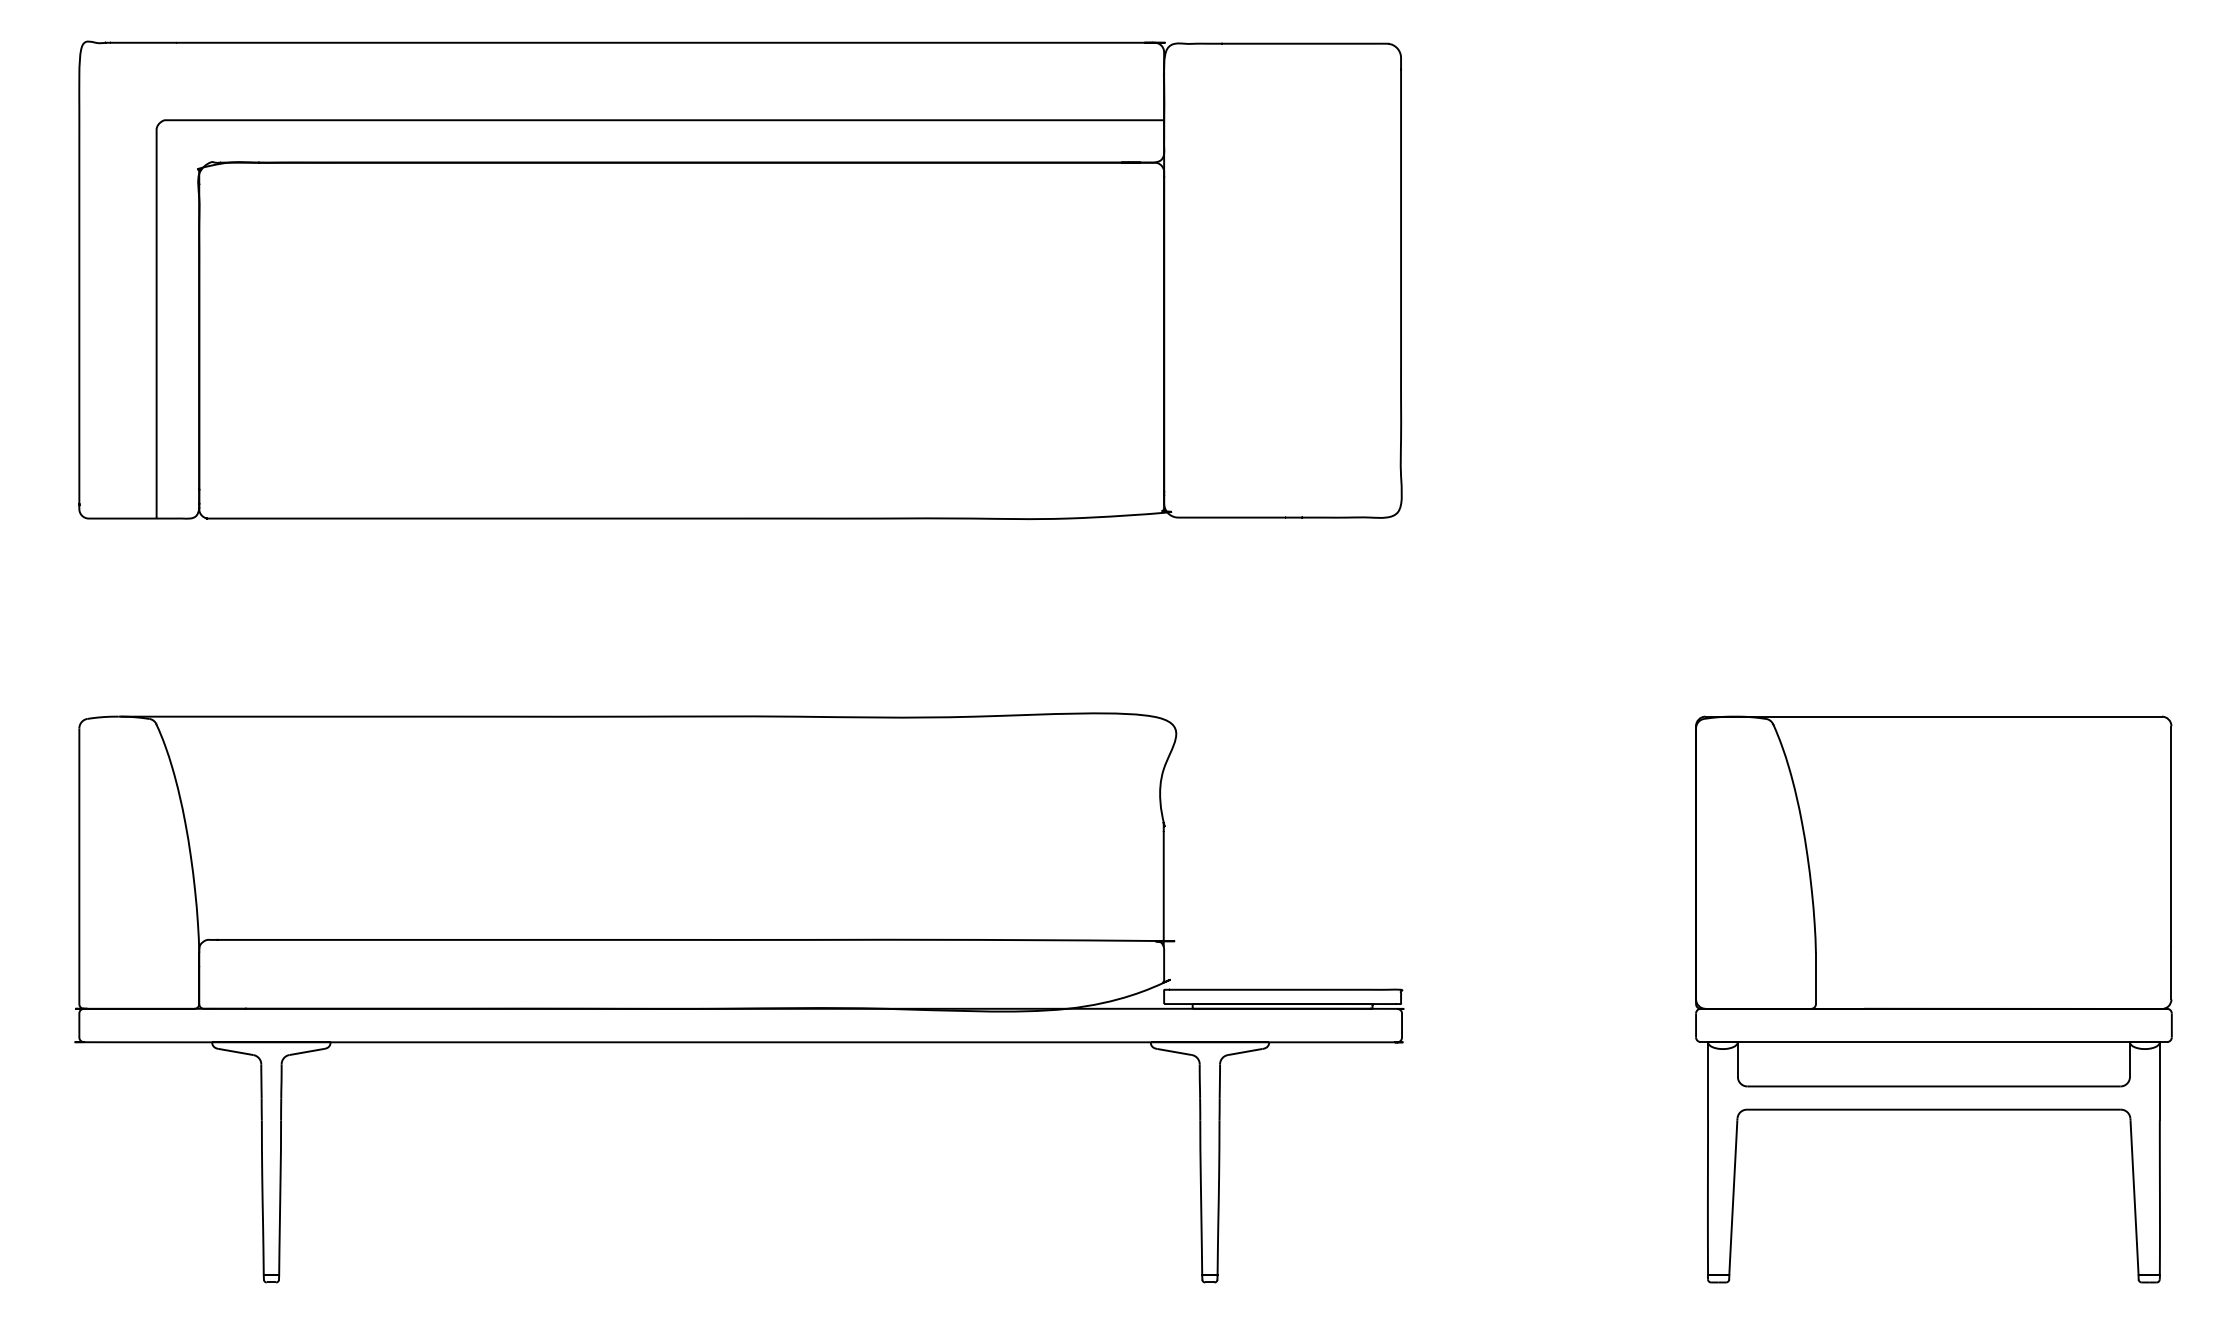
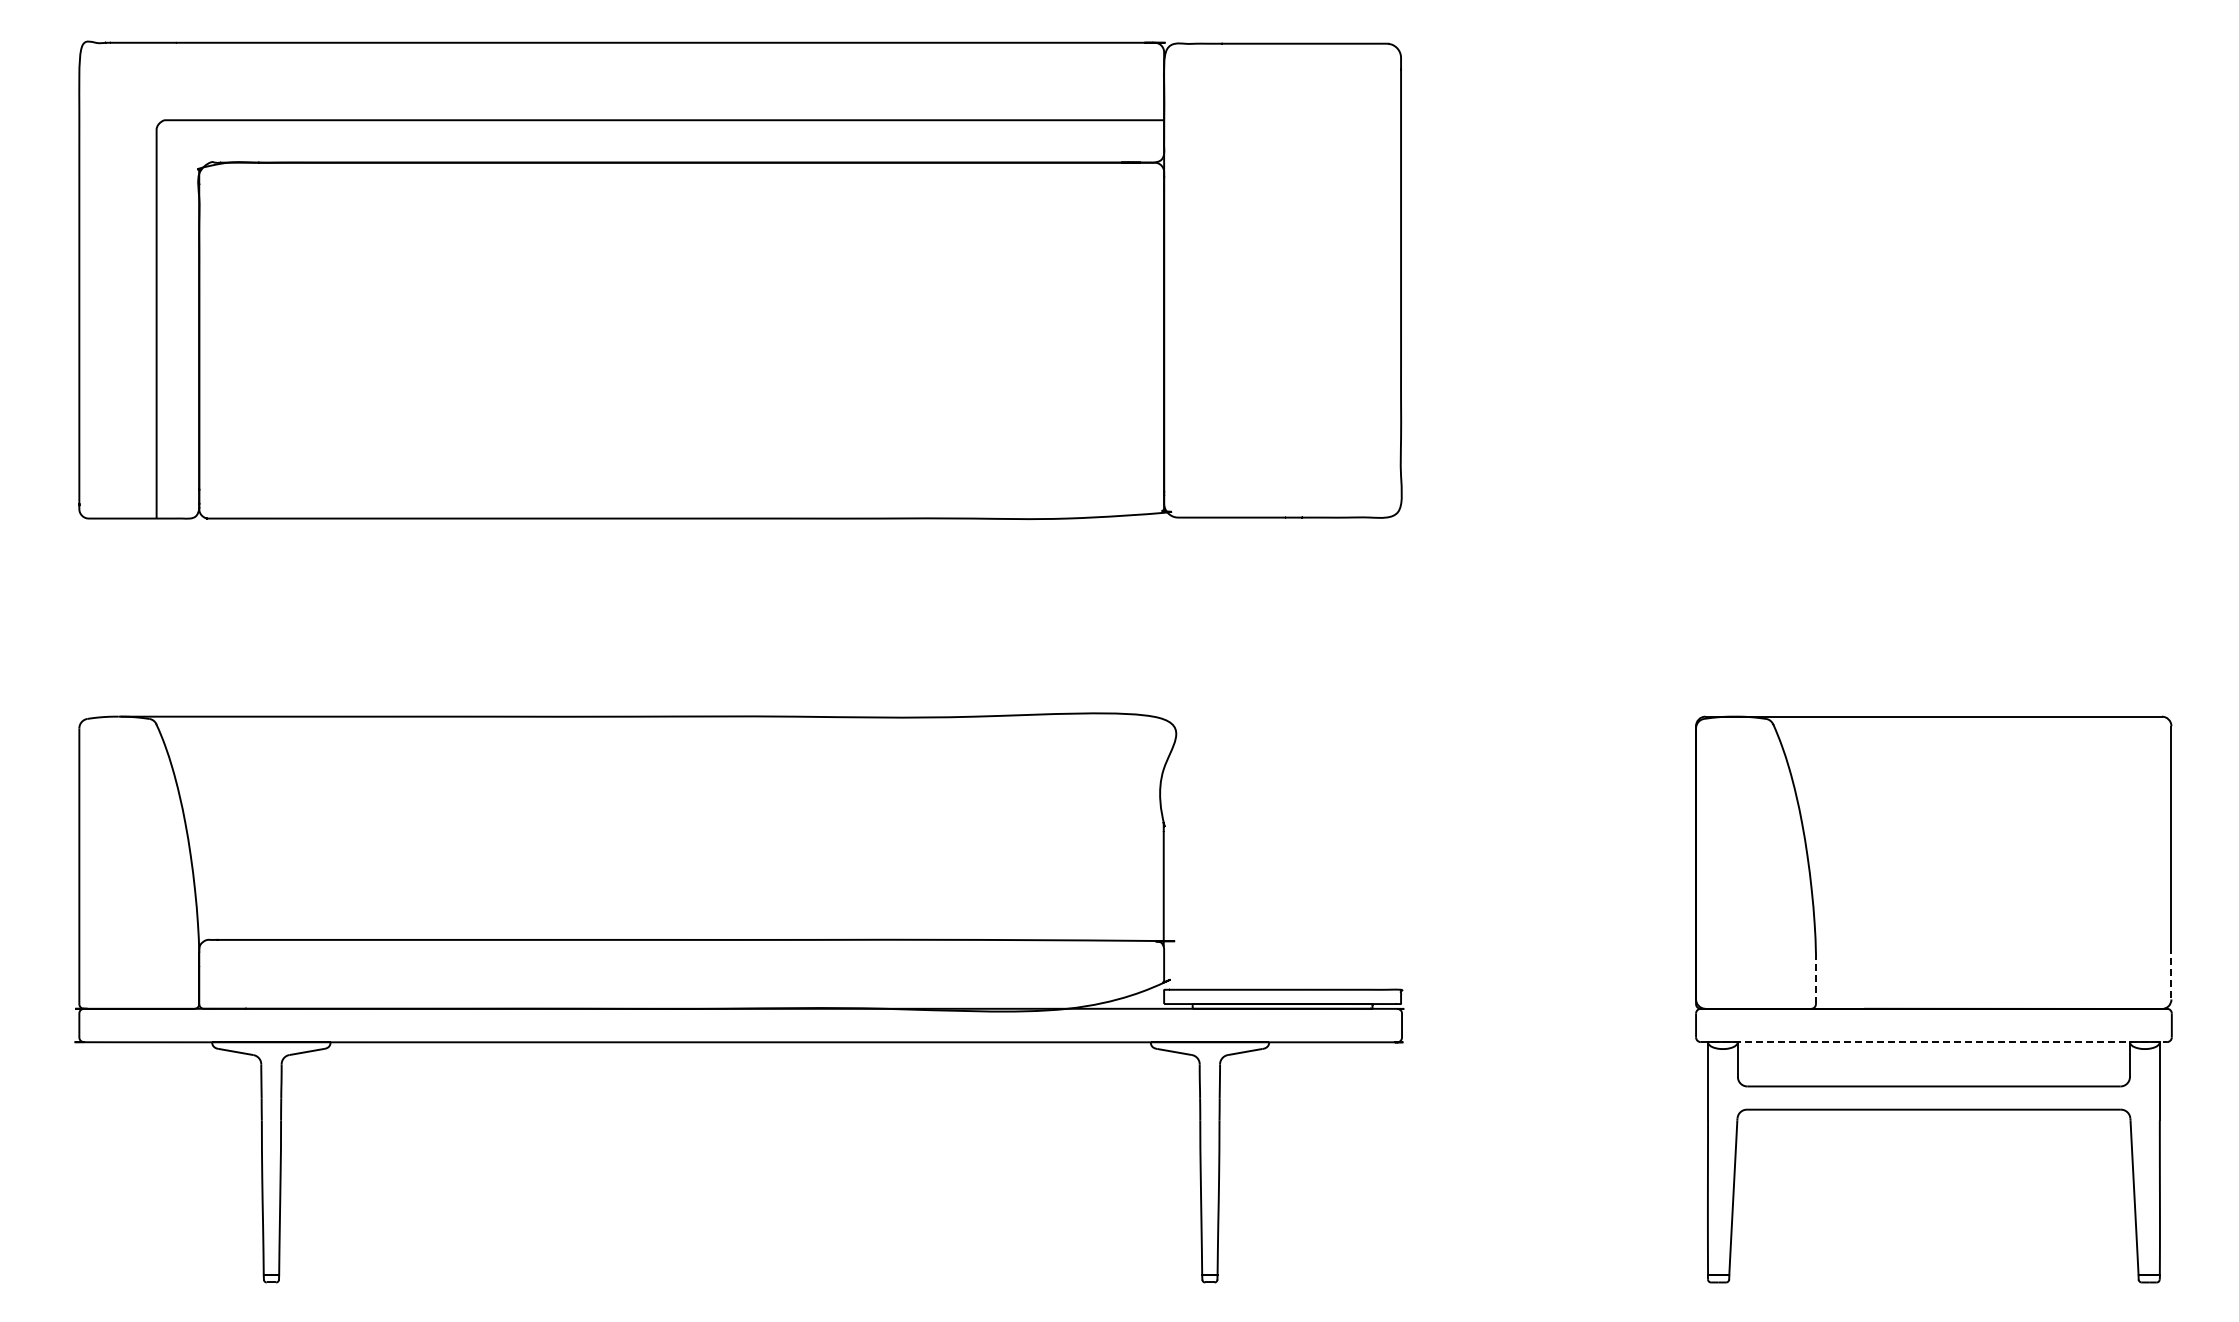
line: solid -> dashed (2171, 973)
line: solid -> dashed (1815, 978)
line: solid -> dashed (1934, 1042)
